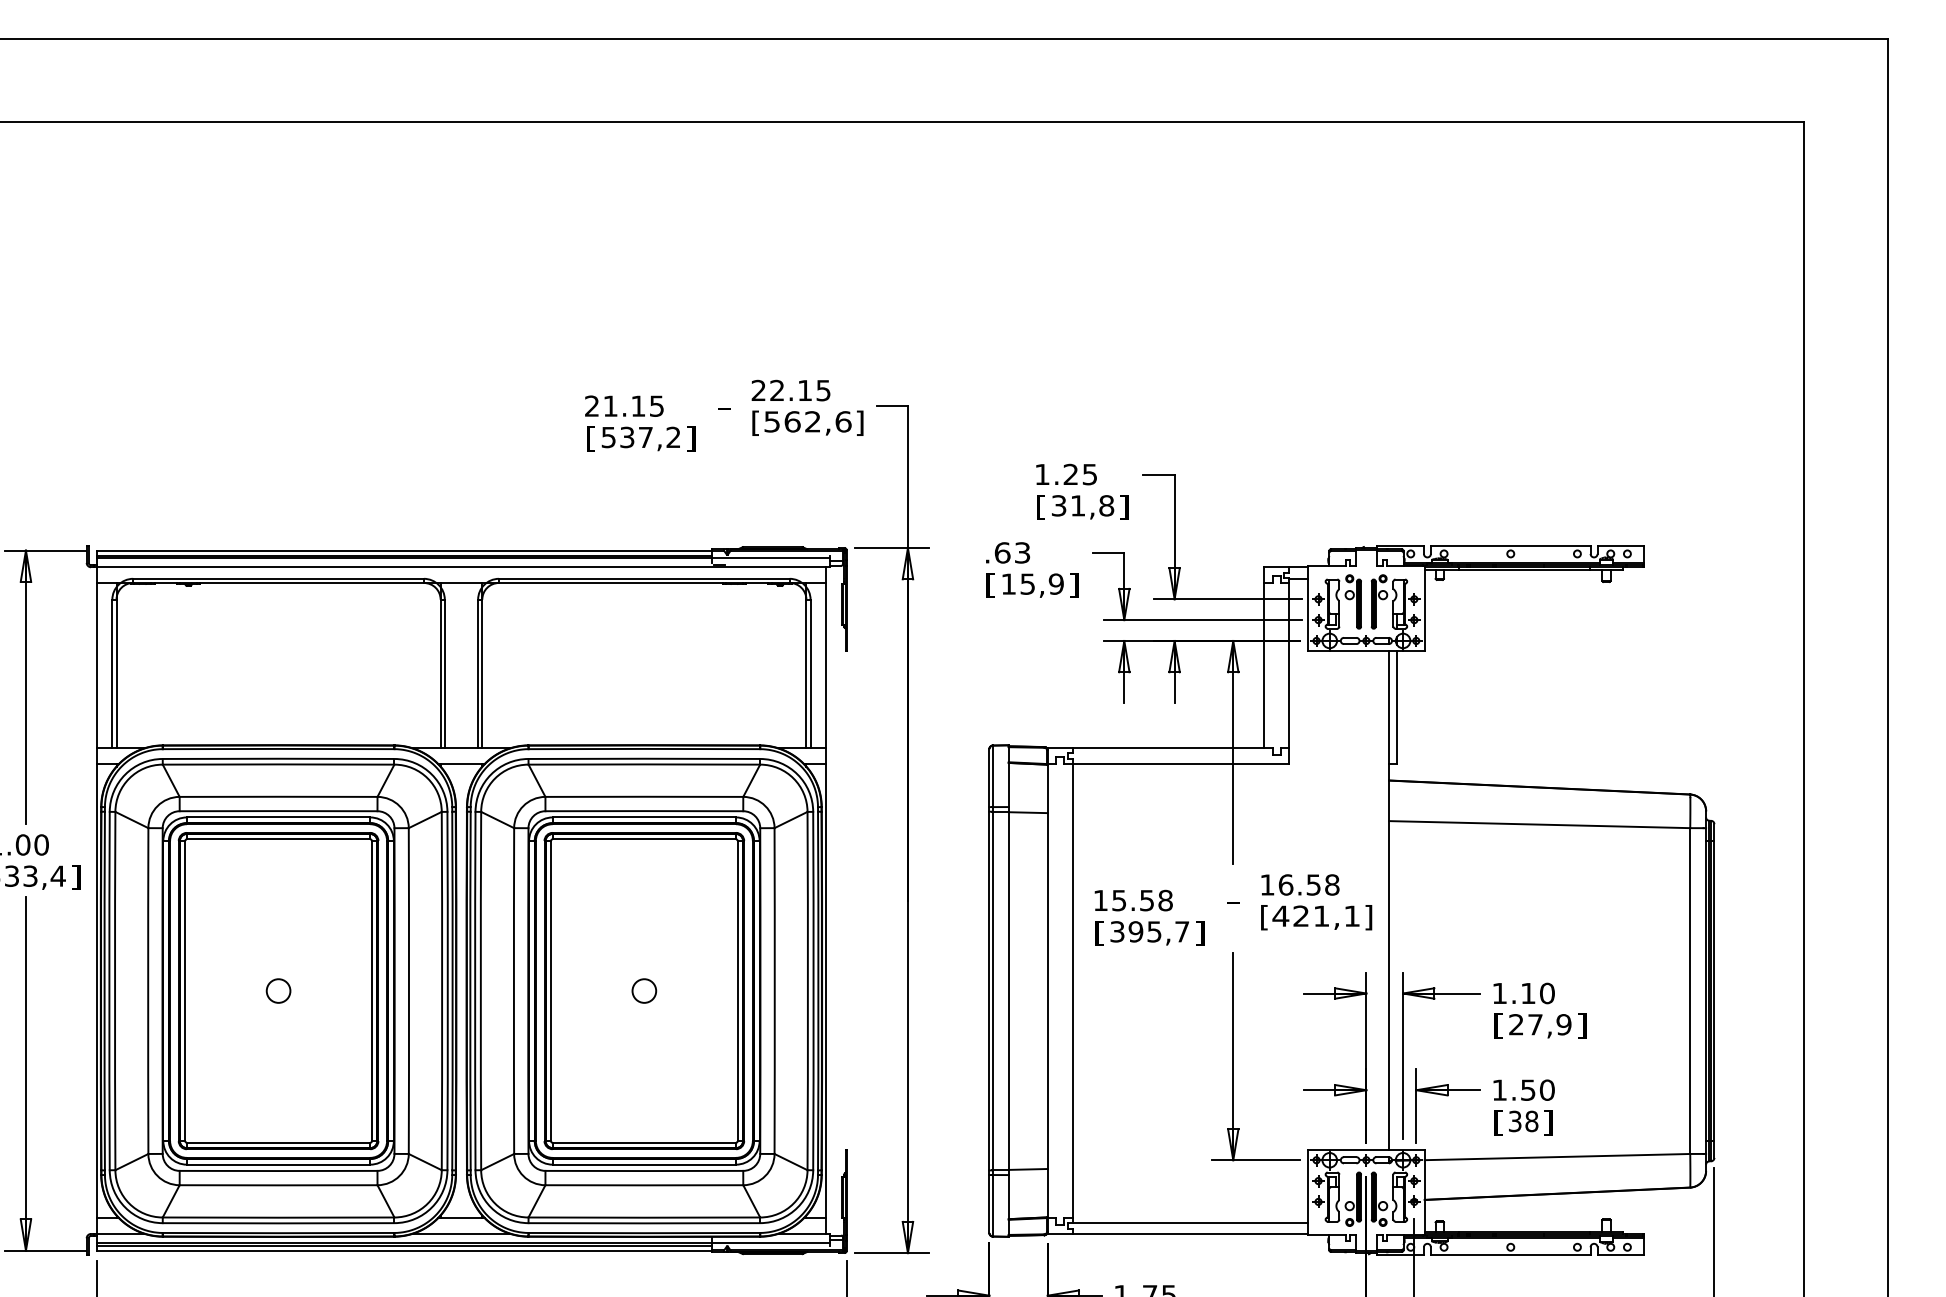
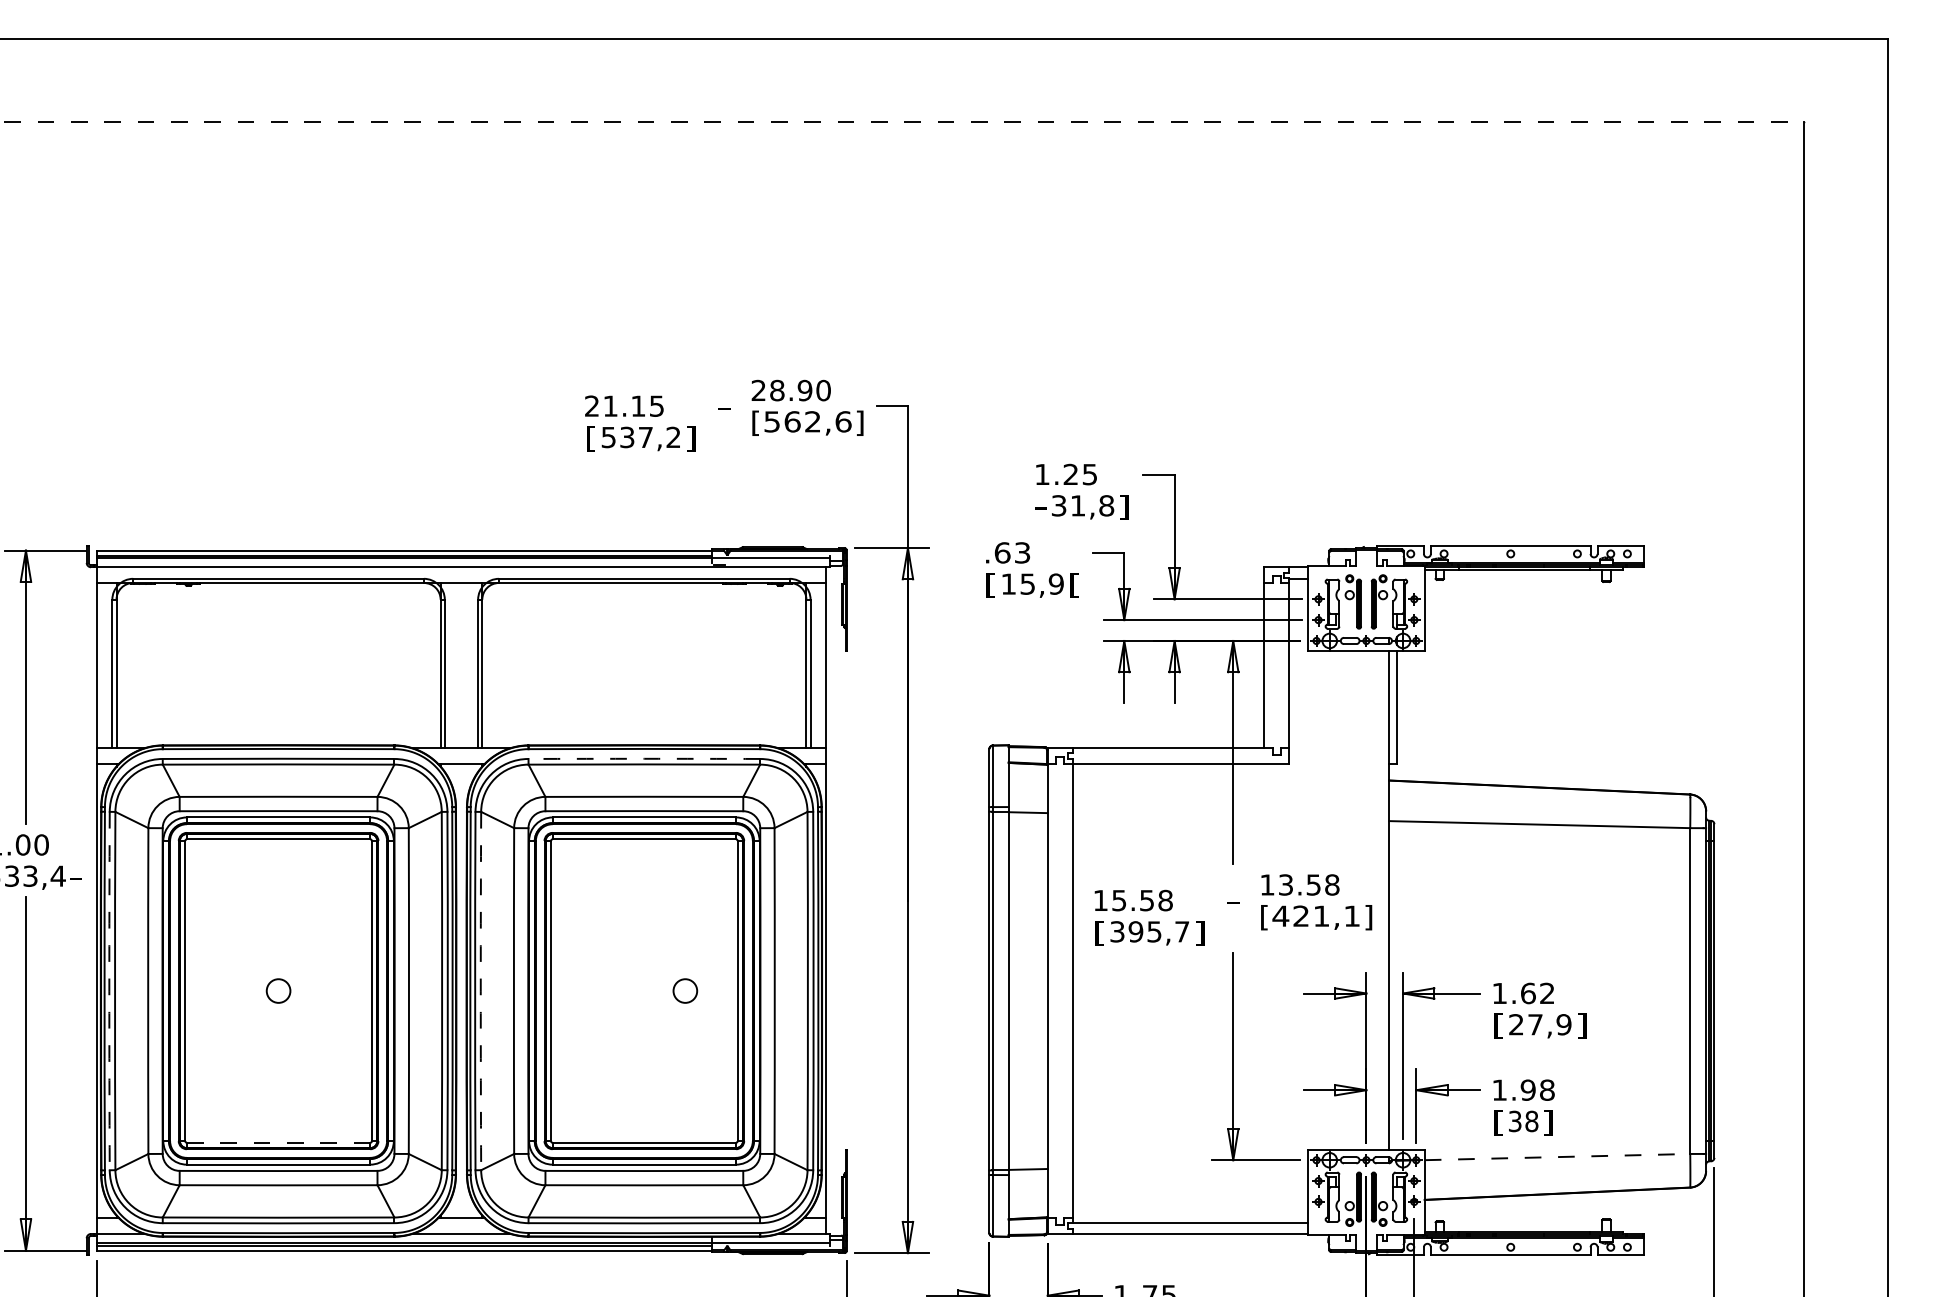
line: solid -> dashed (902, 122)
text: 22.15 -> 28.90 (800, 390)
text: [ -> - (1040, 507)
text: ] -> [ (1074, 585)
arc: solid -> dashed (644, 758)
text: ] -> - (75, 877)
text: 16.58 -> 13.58 (1285, 884)
circle position: (644, 990) -> (685, 990) (685, 990)
arc: solid -> dashed (109, 991)
arc: solid -> dashed (480, 991)
text: 1.10 -> 1.62 (1537, 993)
text: 1.50 -> 1.98 (1537, 1089)
line: solid -> dashed (278, 1142)
line: solid -> dashed (1557, 1157)
